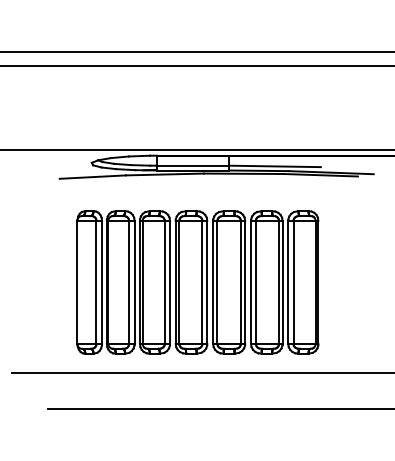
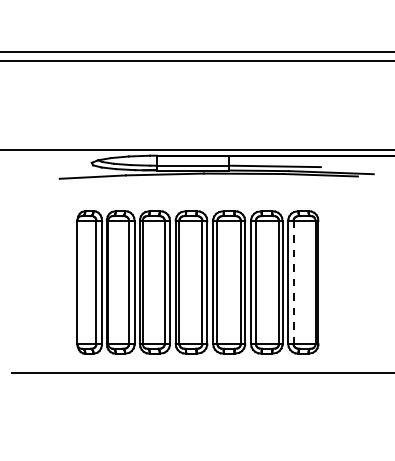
line position: (196, 66) -> (196, 61) (196, 61)
line: solid -> dashed (293, 282)
line: present -> none (219, 409)
